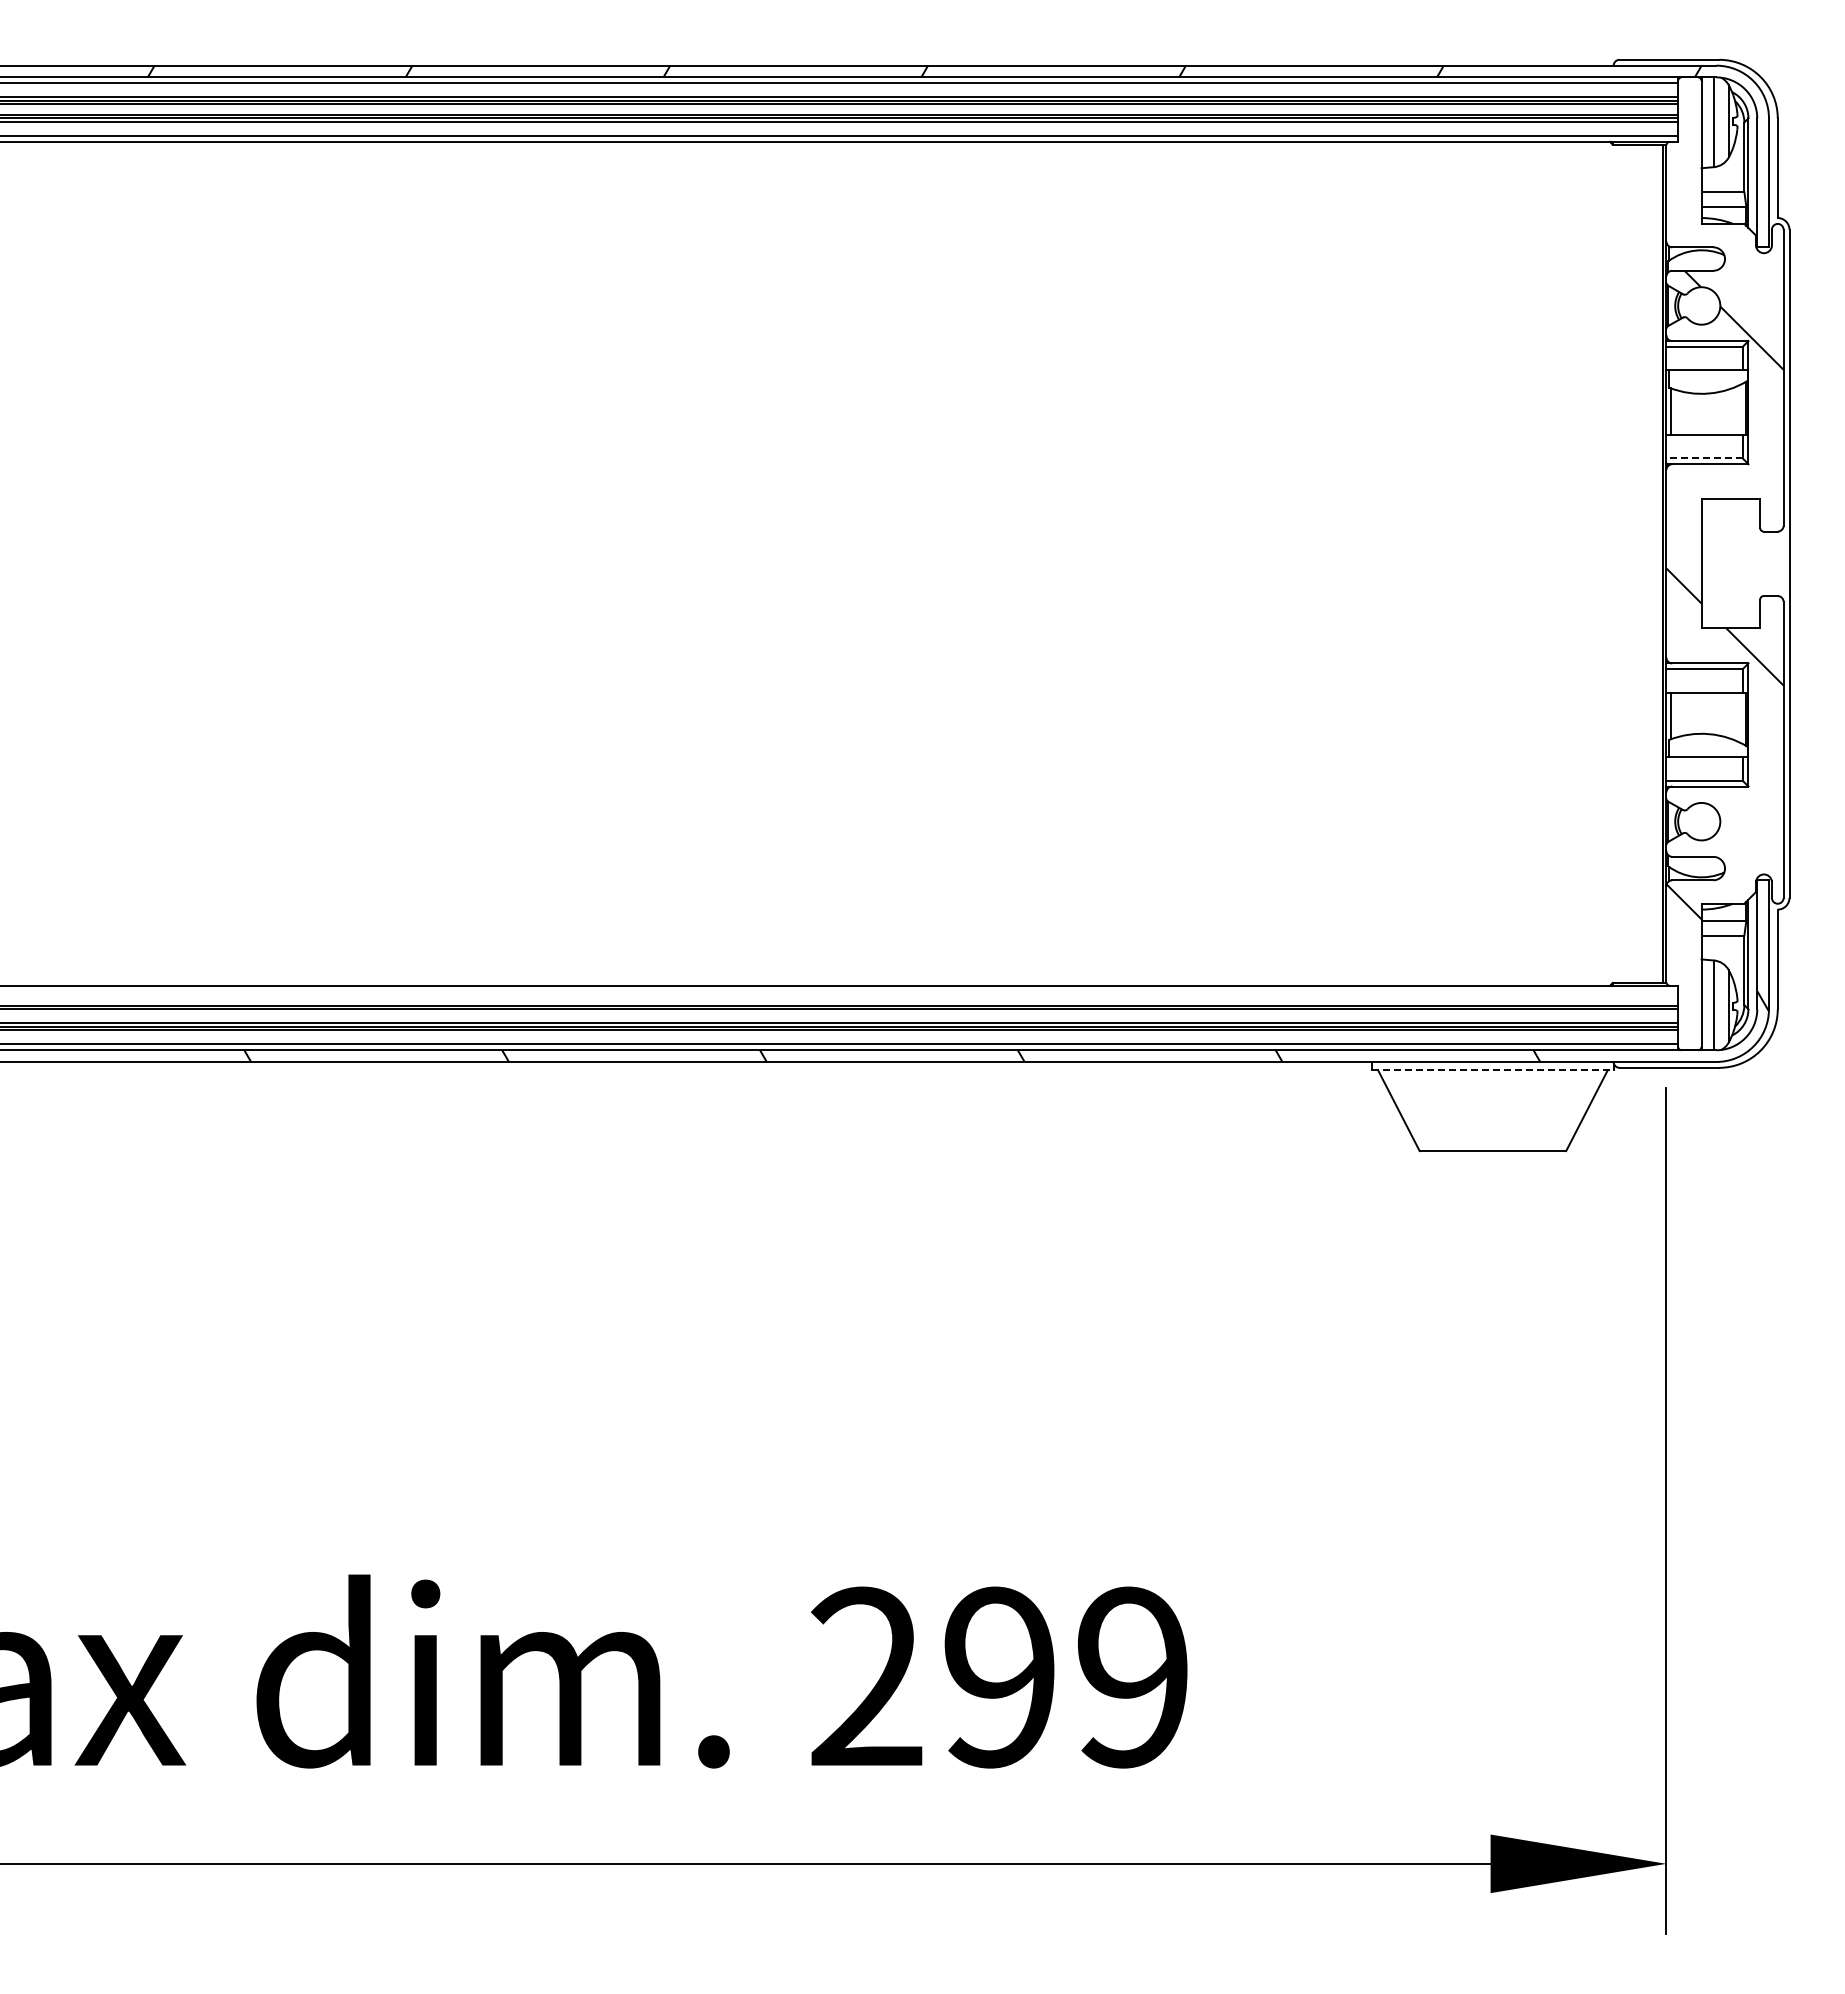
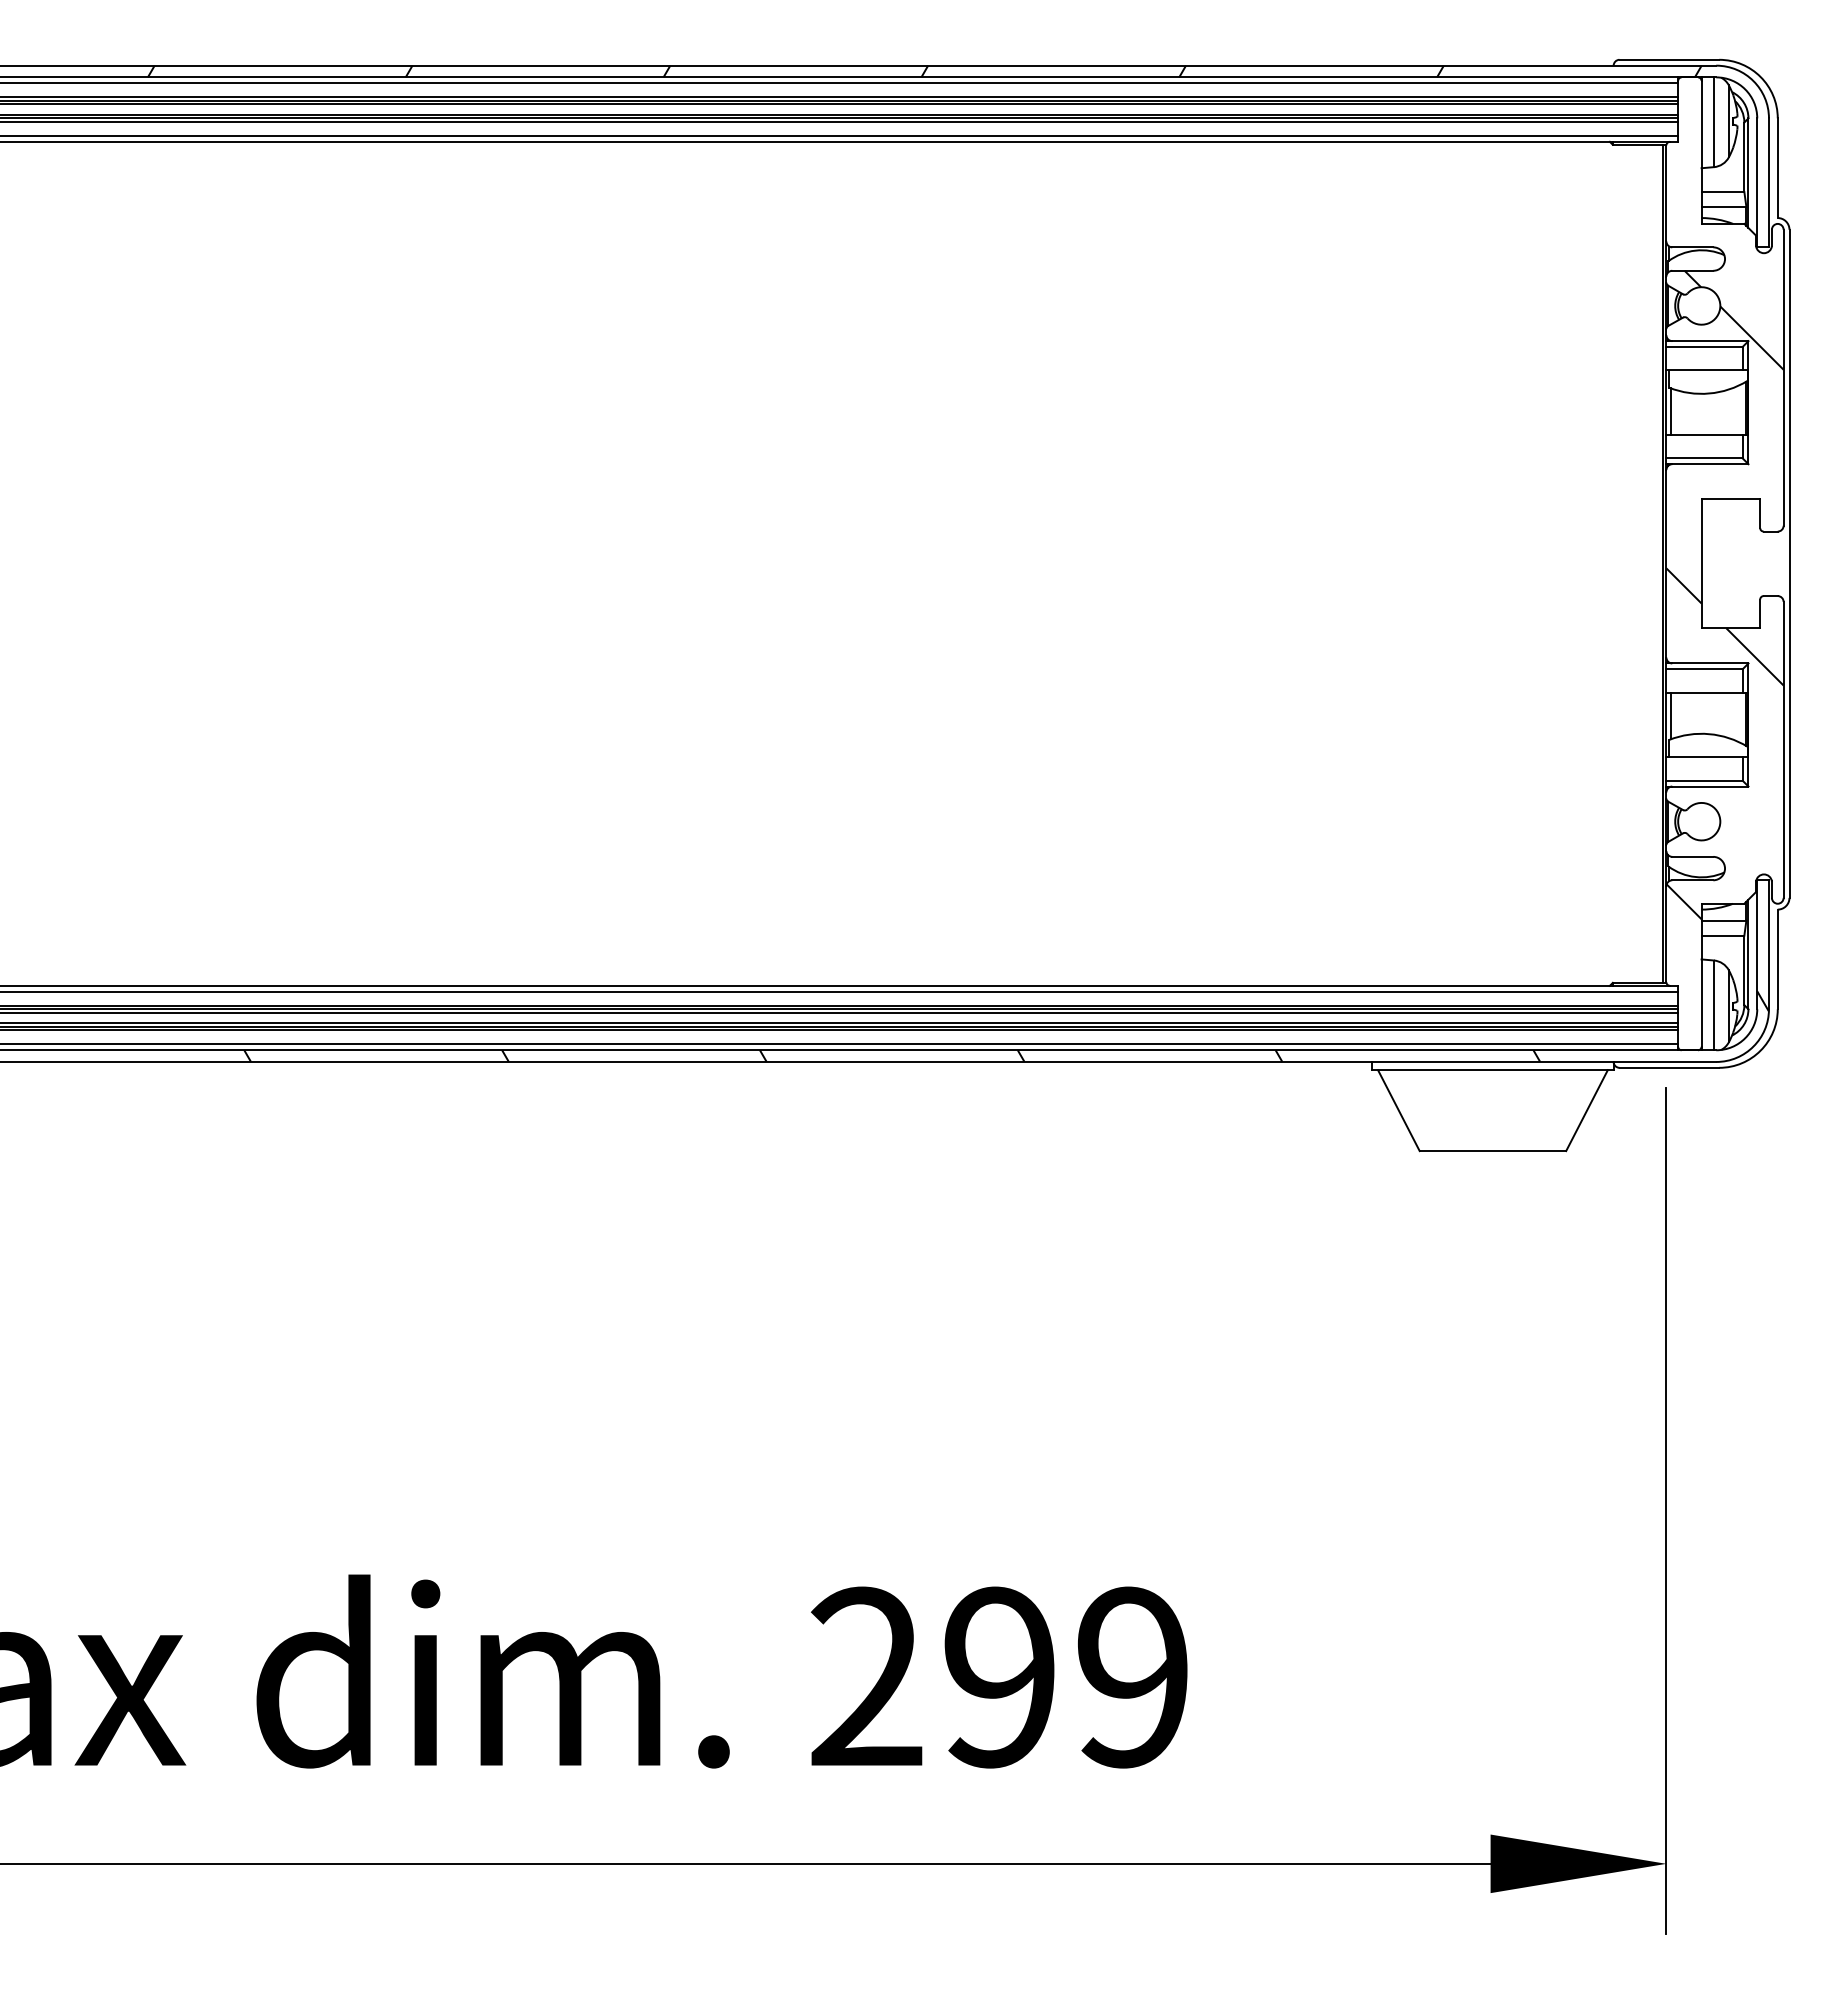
line: dashed -> solid (1704, 458)
line: none -> present (840, 991)
line: none -> present (840, 1012)
line: dashed -> solid (1492, 1070)
